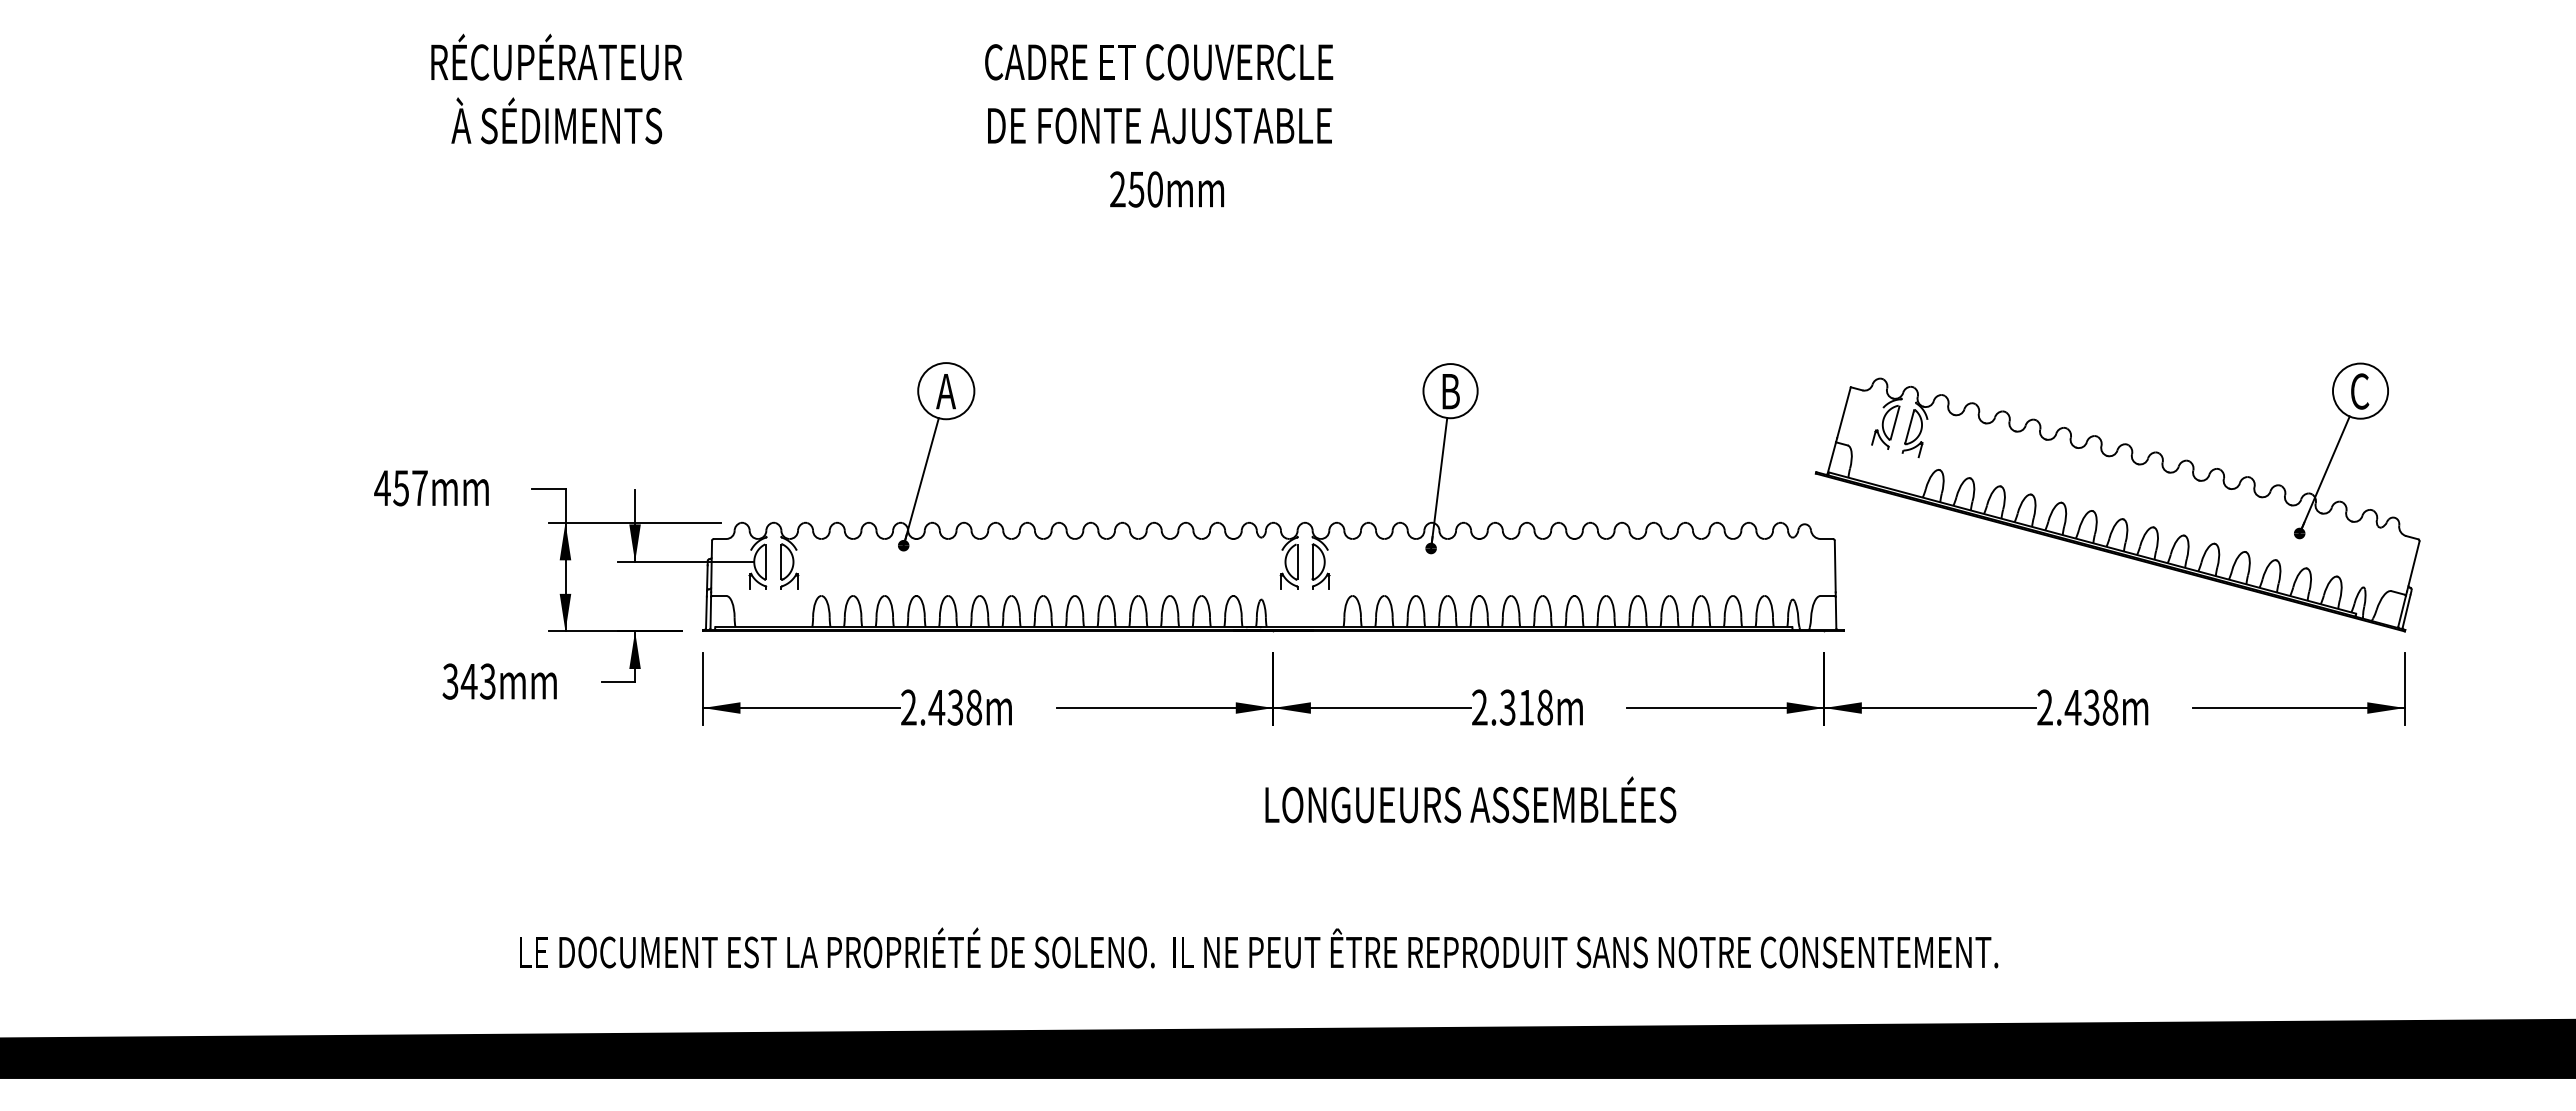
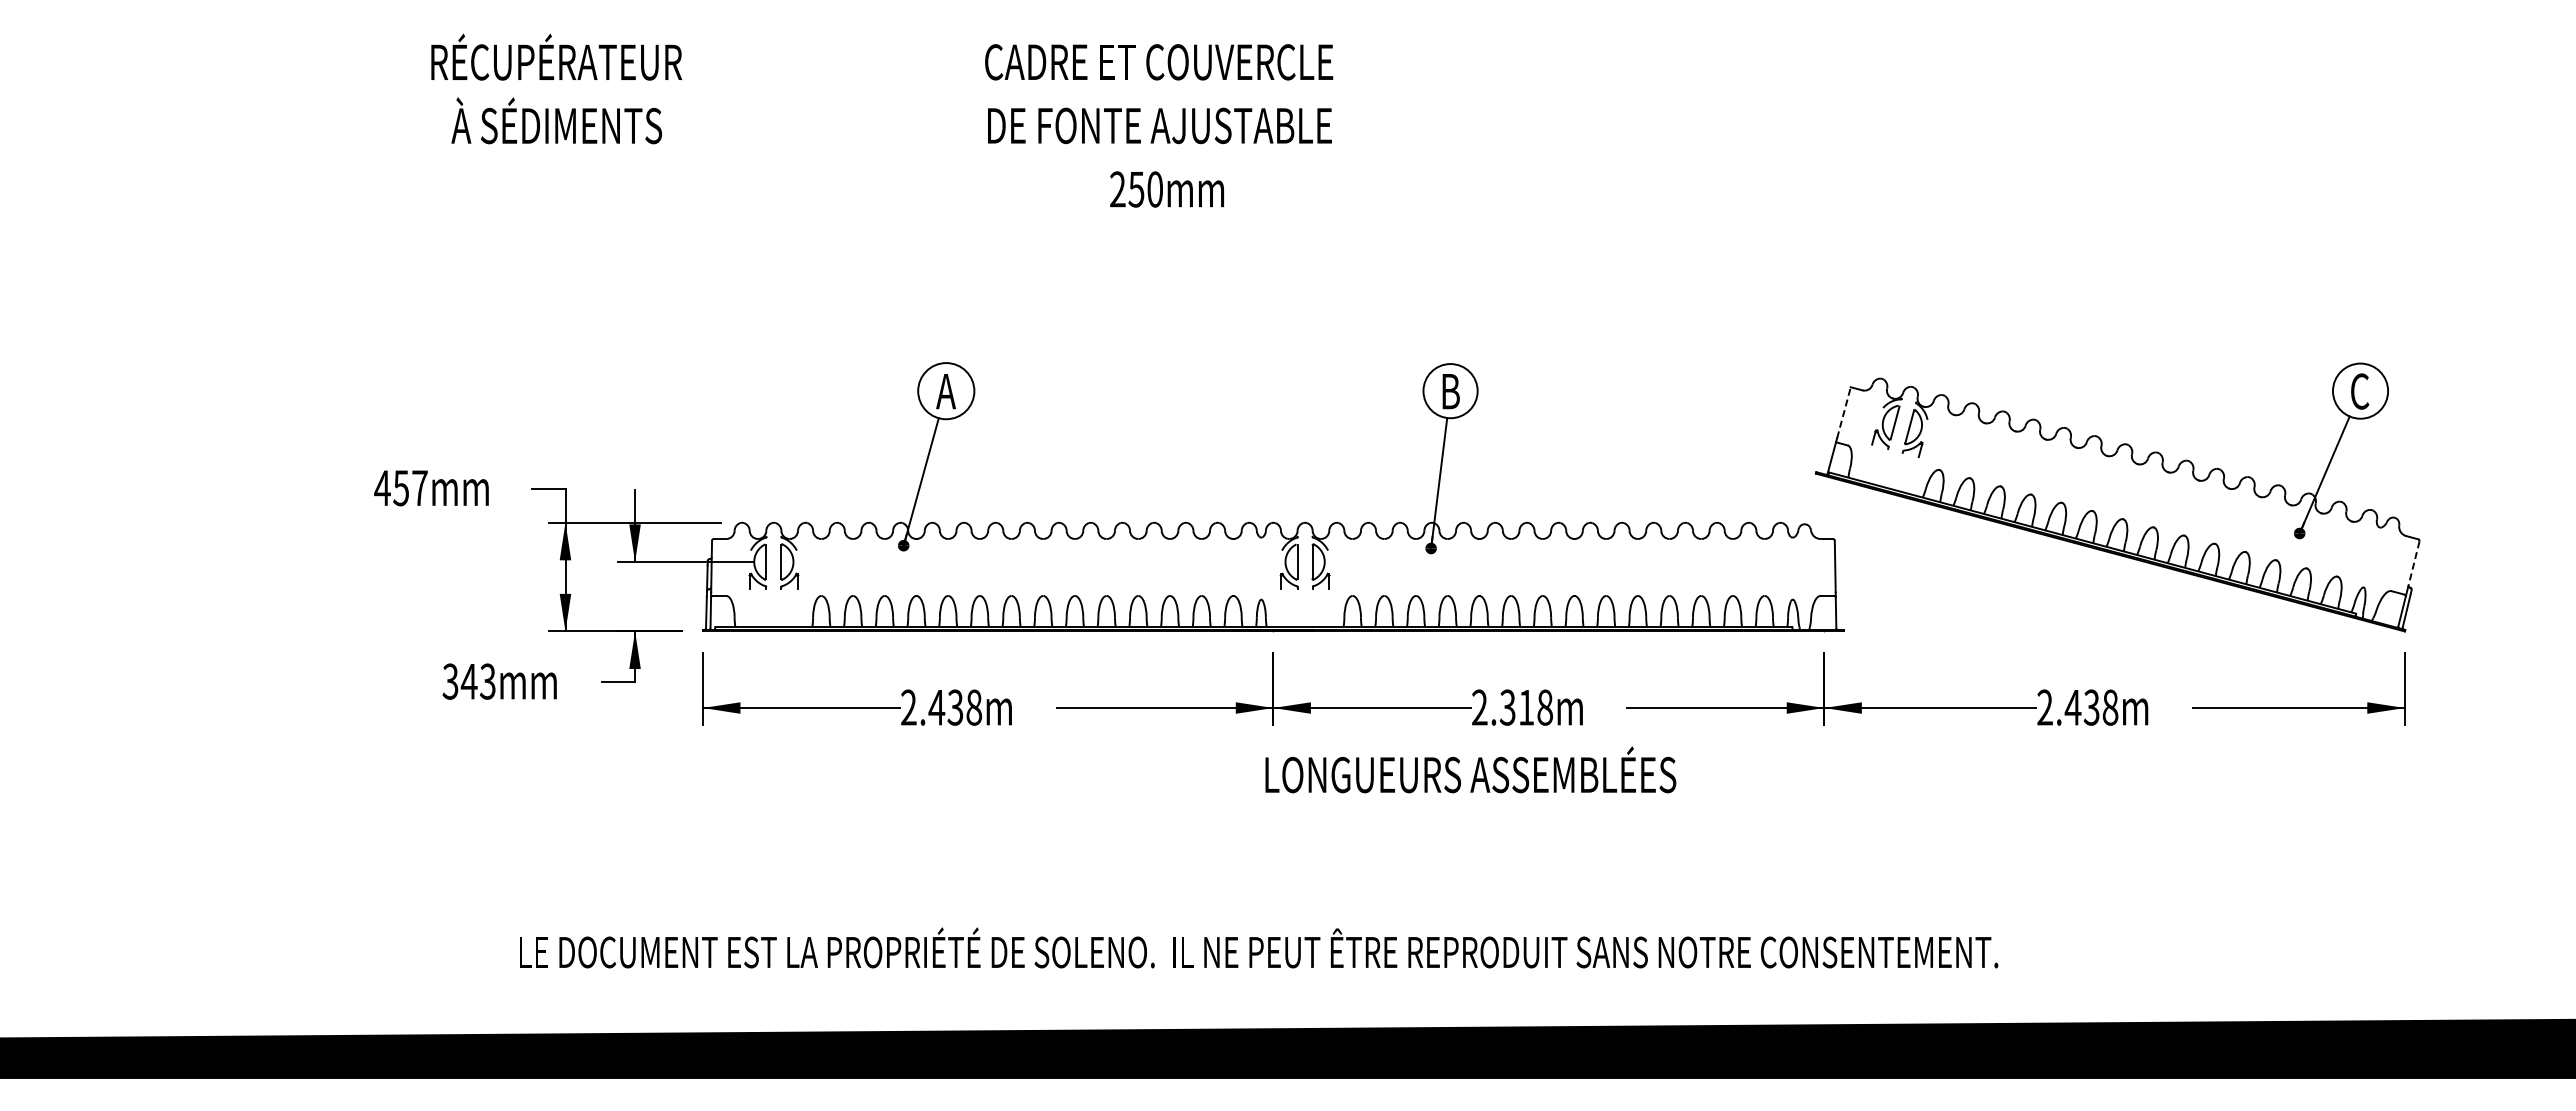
line: solid -> dashed (1844, 412)
line: solid -> dashed (2413, 566)
text position: (1470, 799) -> (1470, 769) (1470, 769)
